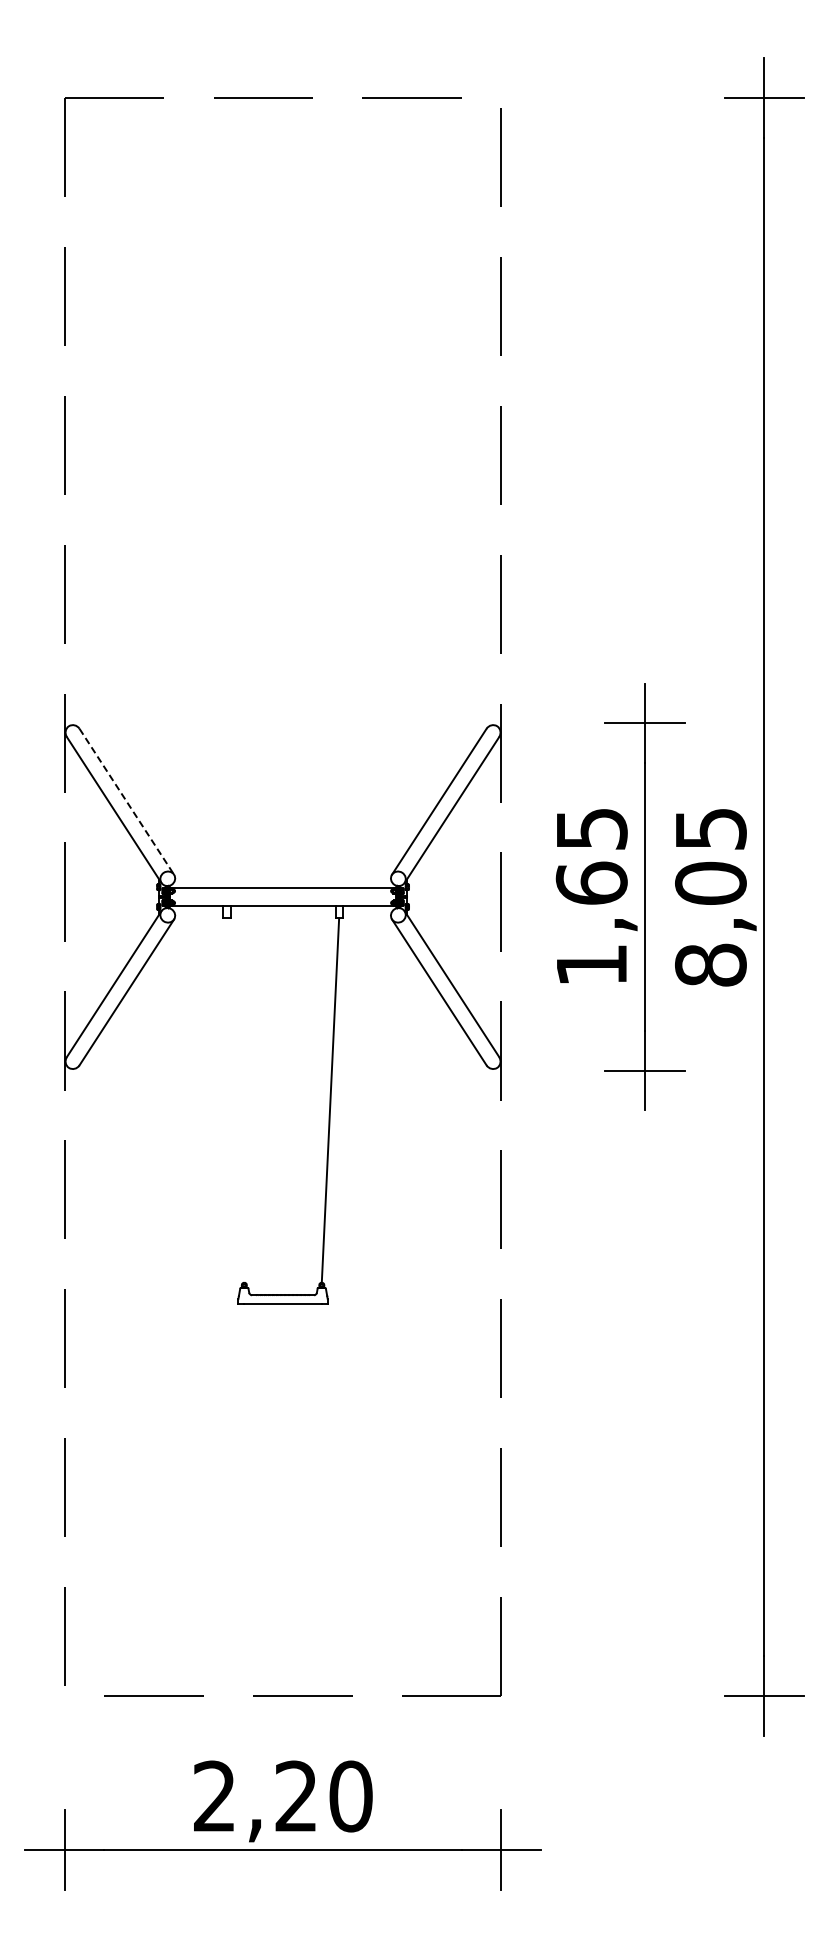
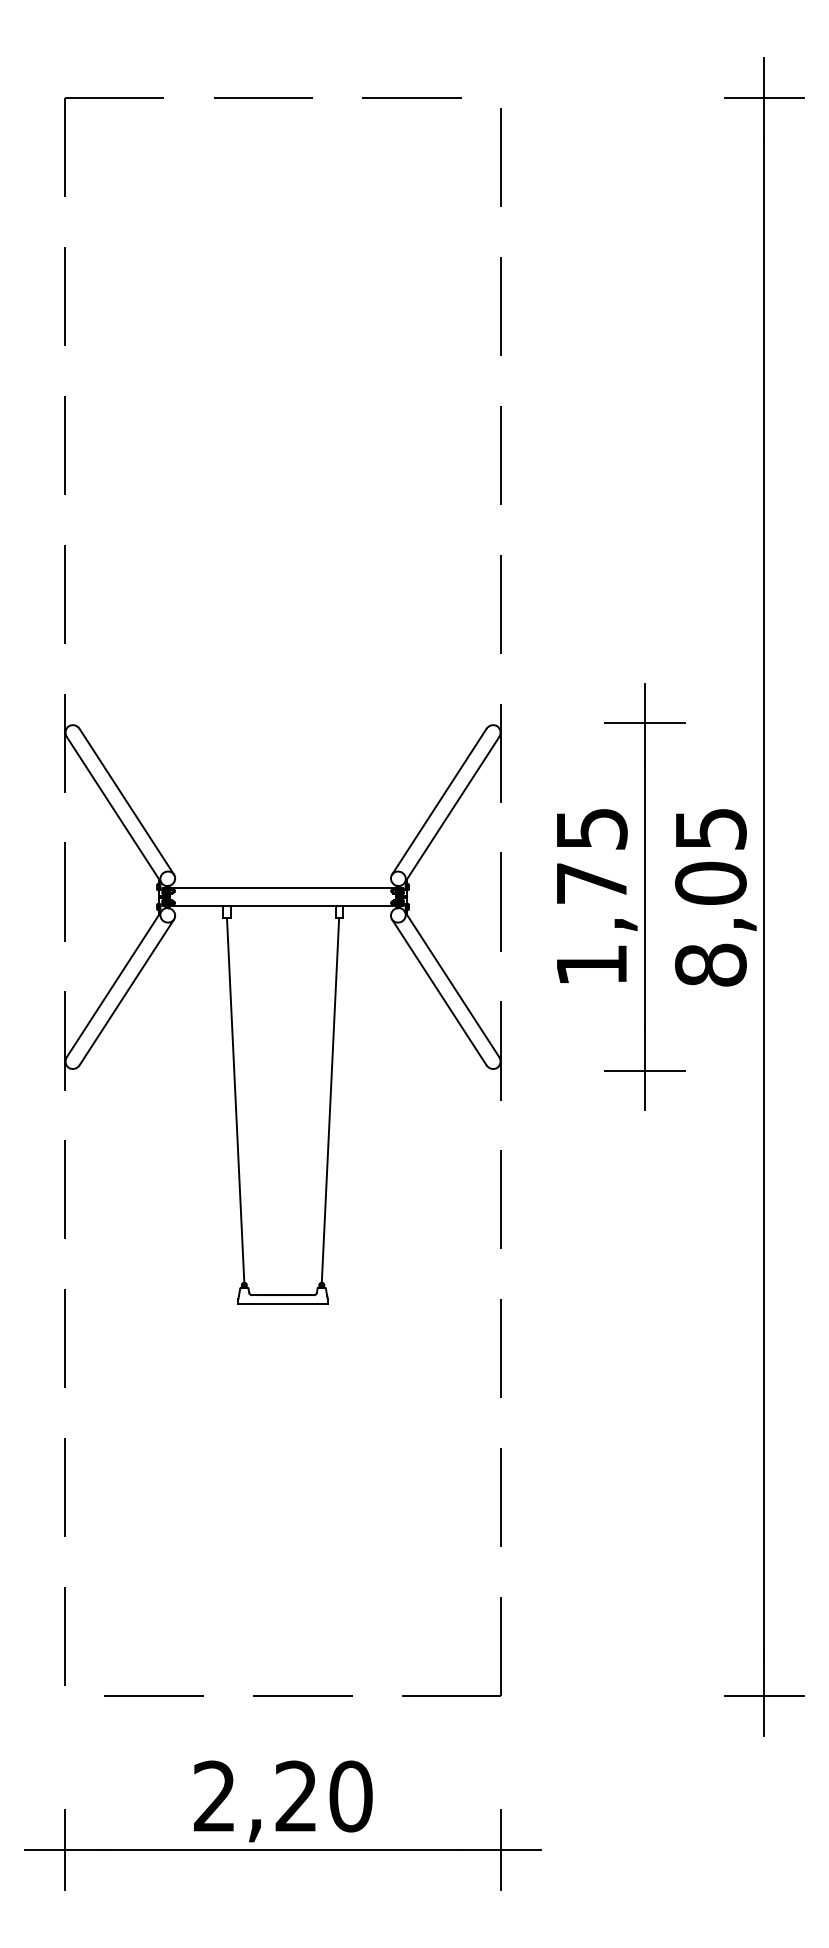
line: dashed -> solid (126, 801)
text: 1,65 -> 1,75 (591, 882)
line: none -> present (235, 1100)
